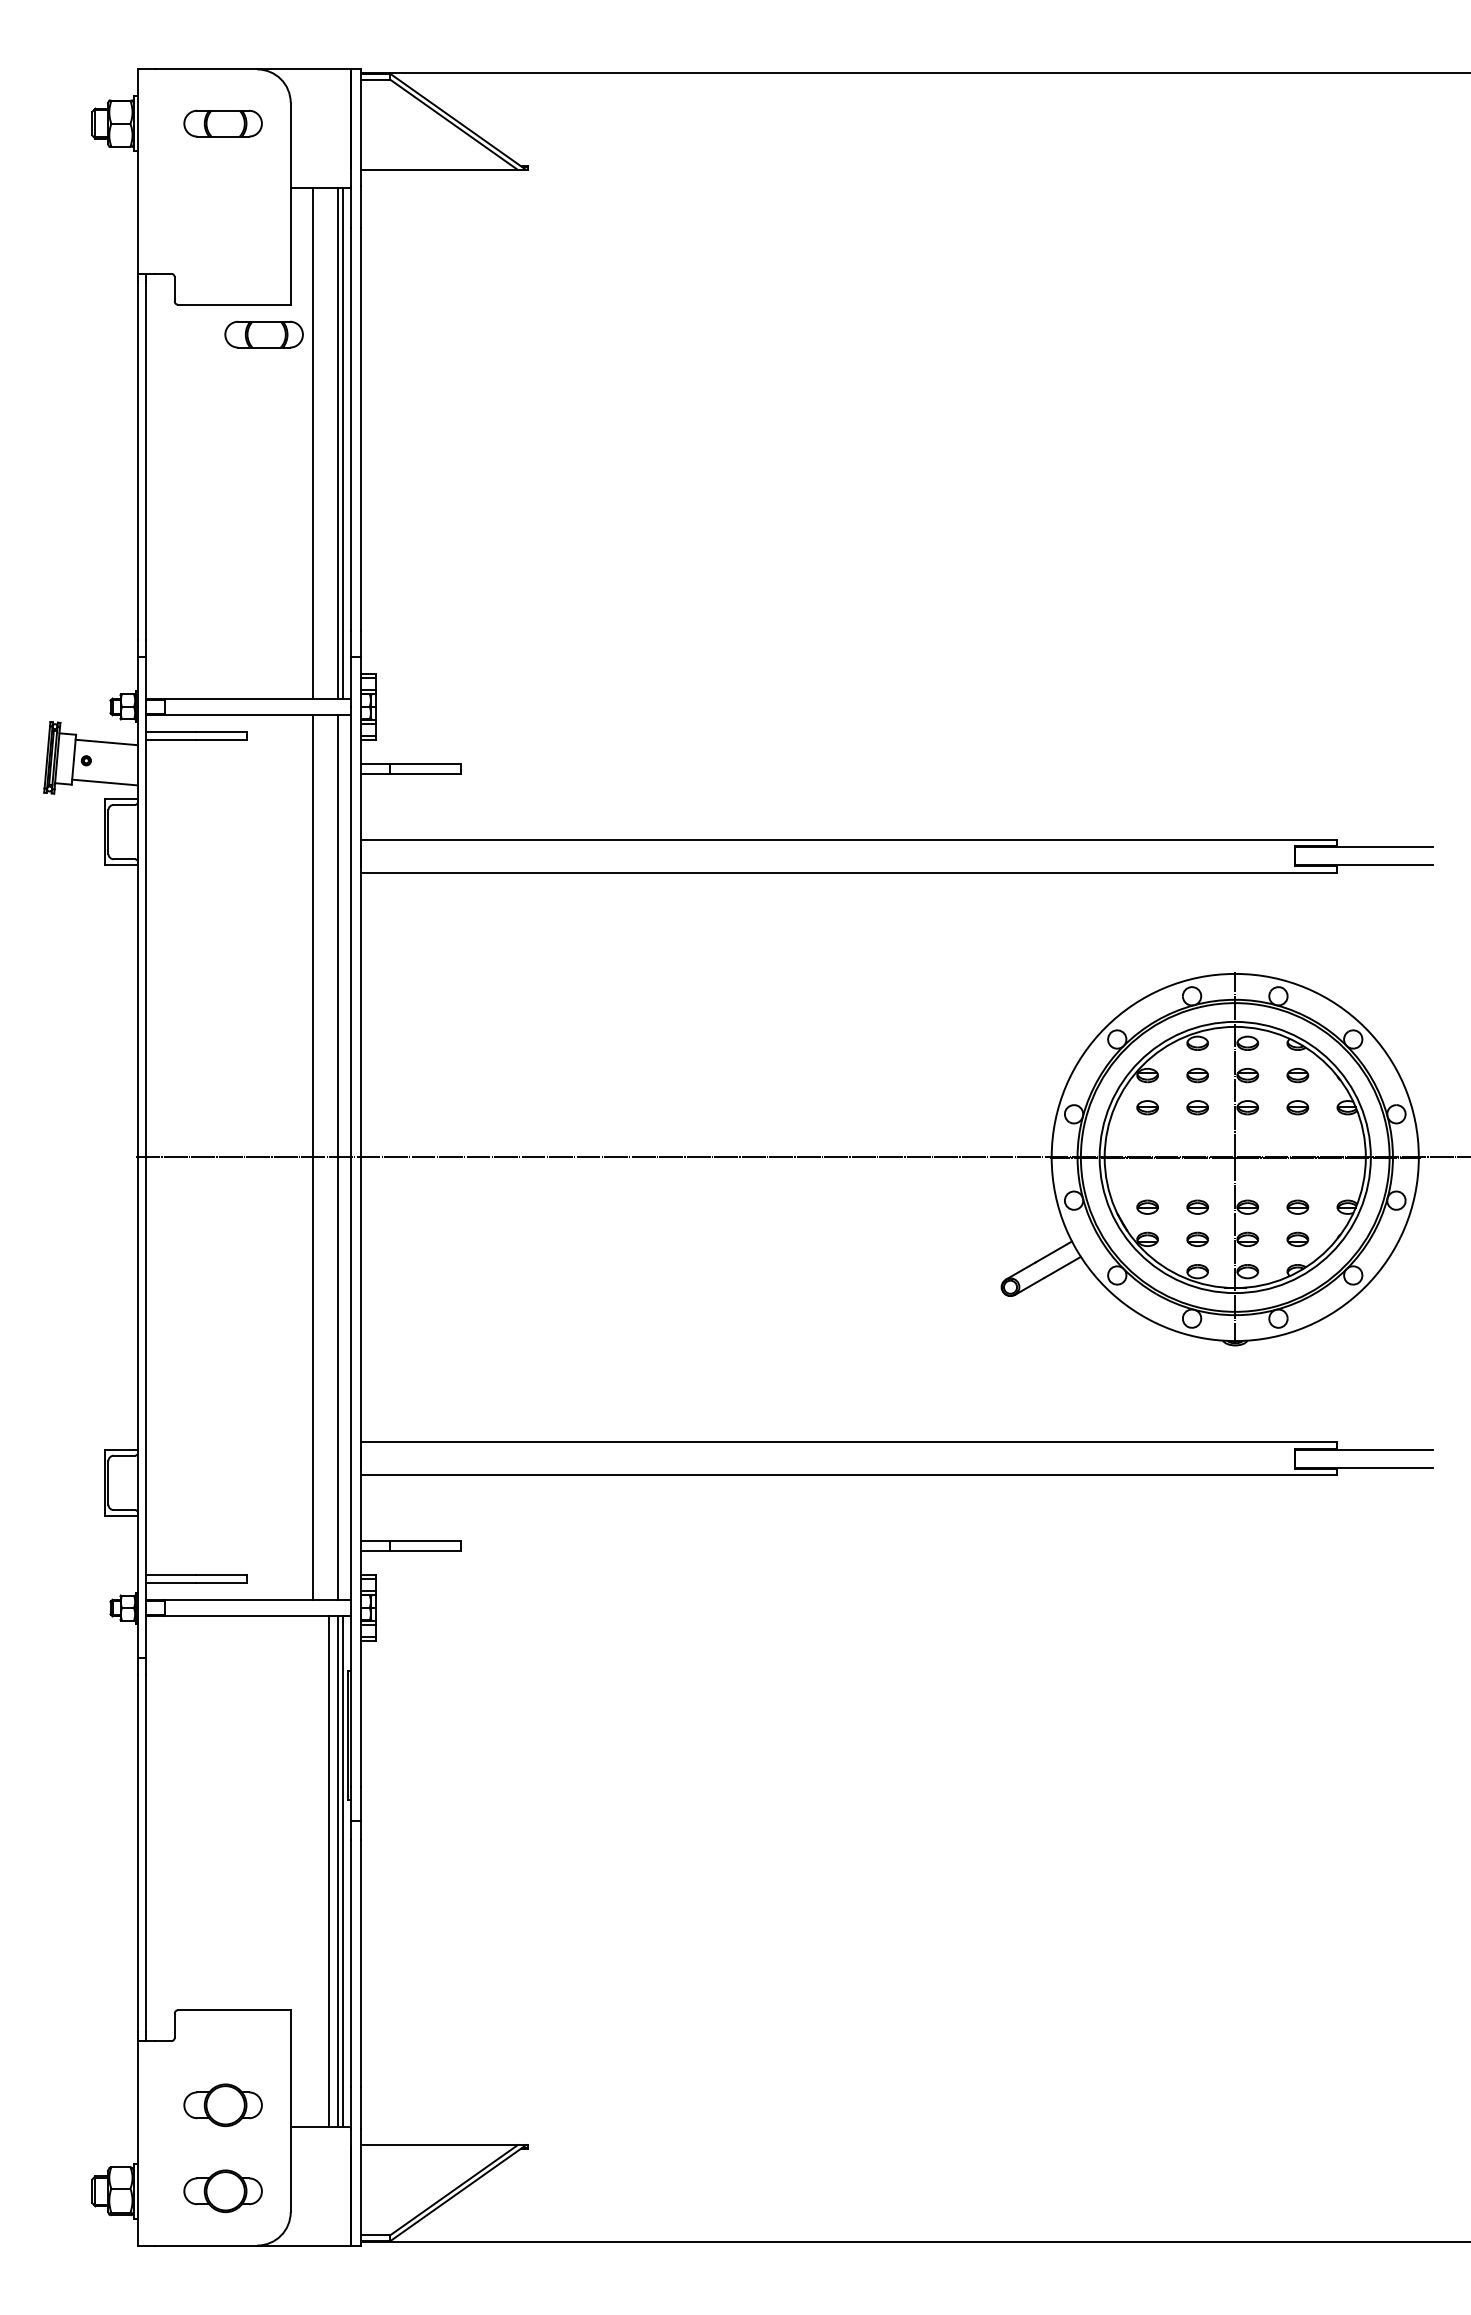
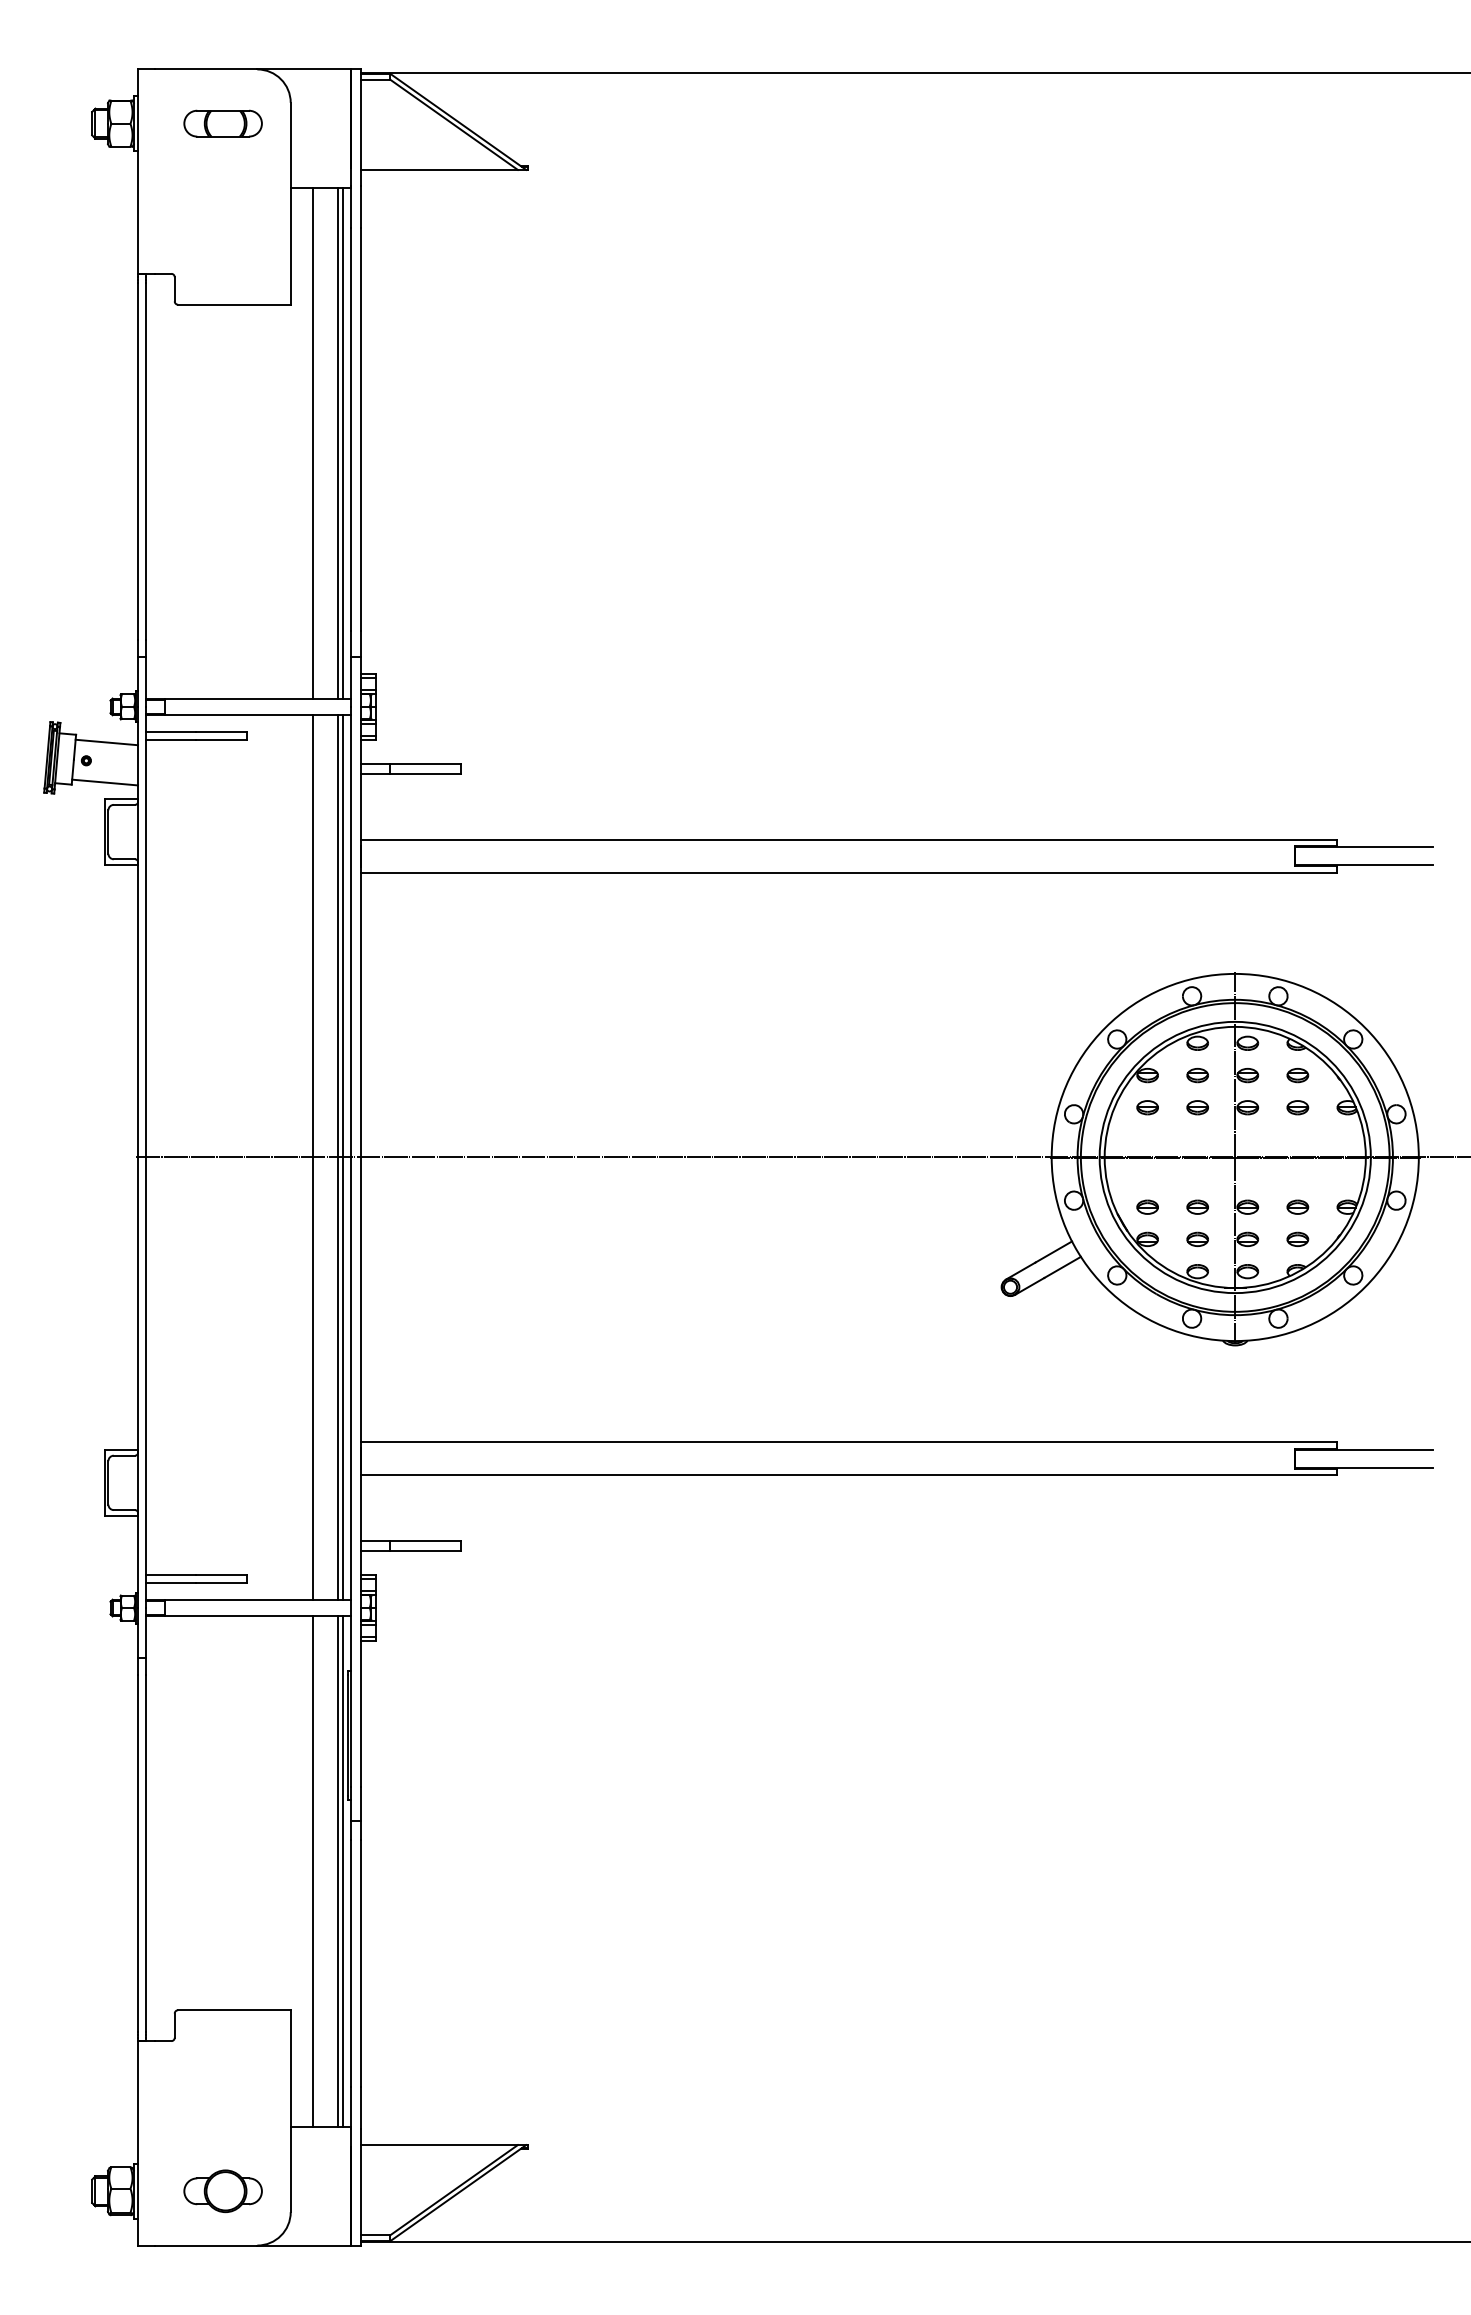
part: present -> none (263, 334)
line: none -> present (343, 1157)
line position: (329, 1871) -> (313, 1871) (313, 1871)
part: present -> none (222, 2105)
